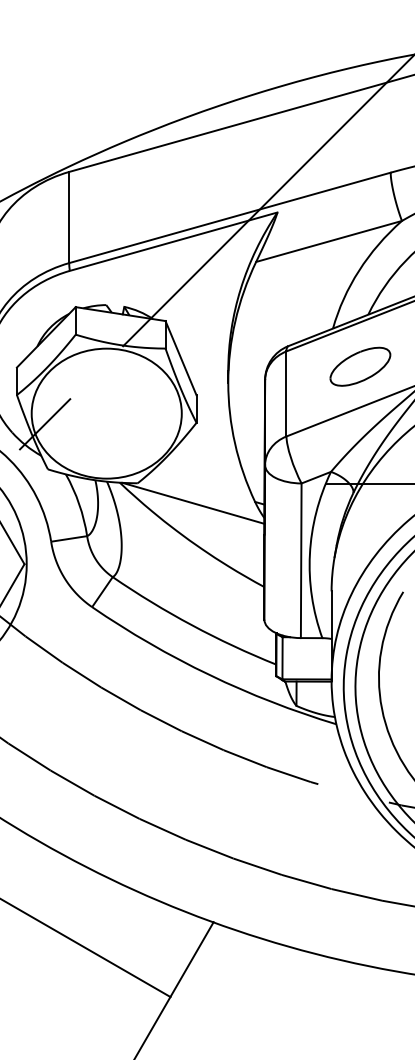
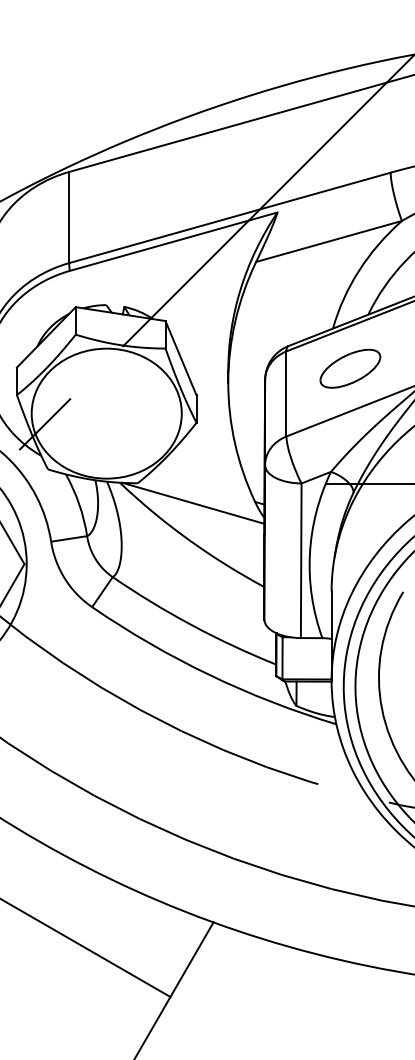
part position: (360, 366) -> (350, 368) (350, 368)
